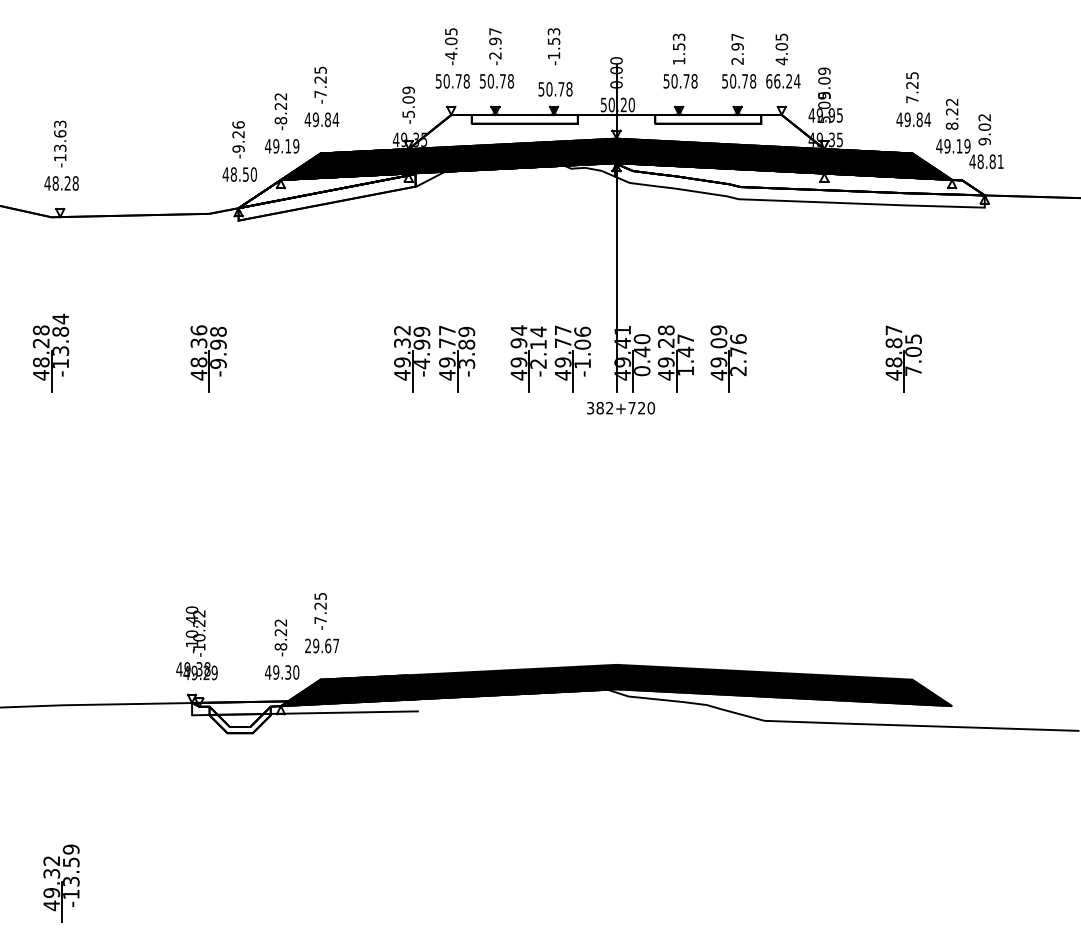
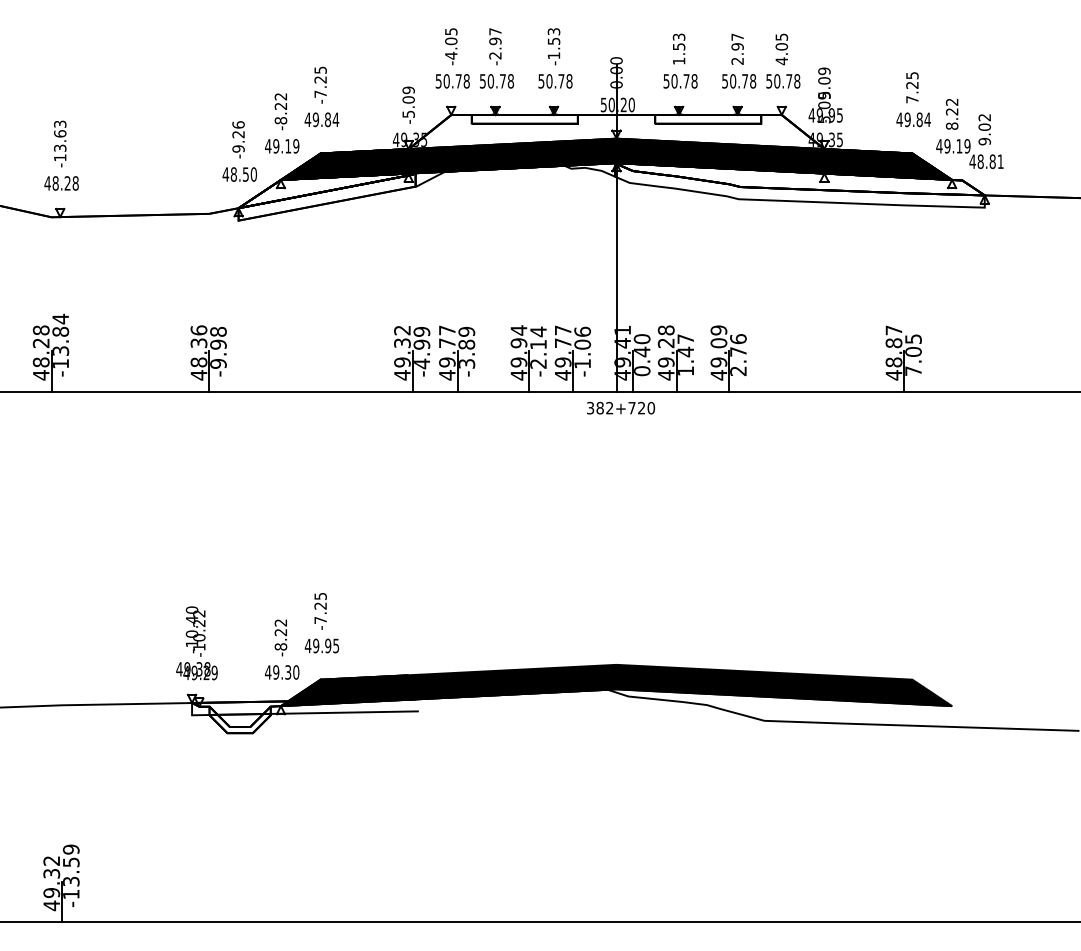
text: 66.24 -> 50.78 (783, 81)
text position: (555, 89) -> (555, 81) (555, 81)
line: none -> present (539, 391)
text: 29.67 -> 49.95 (321, 645)
line: none -> present (539, 922)
